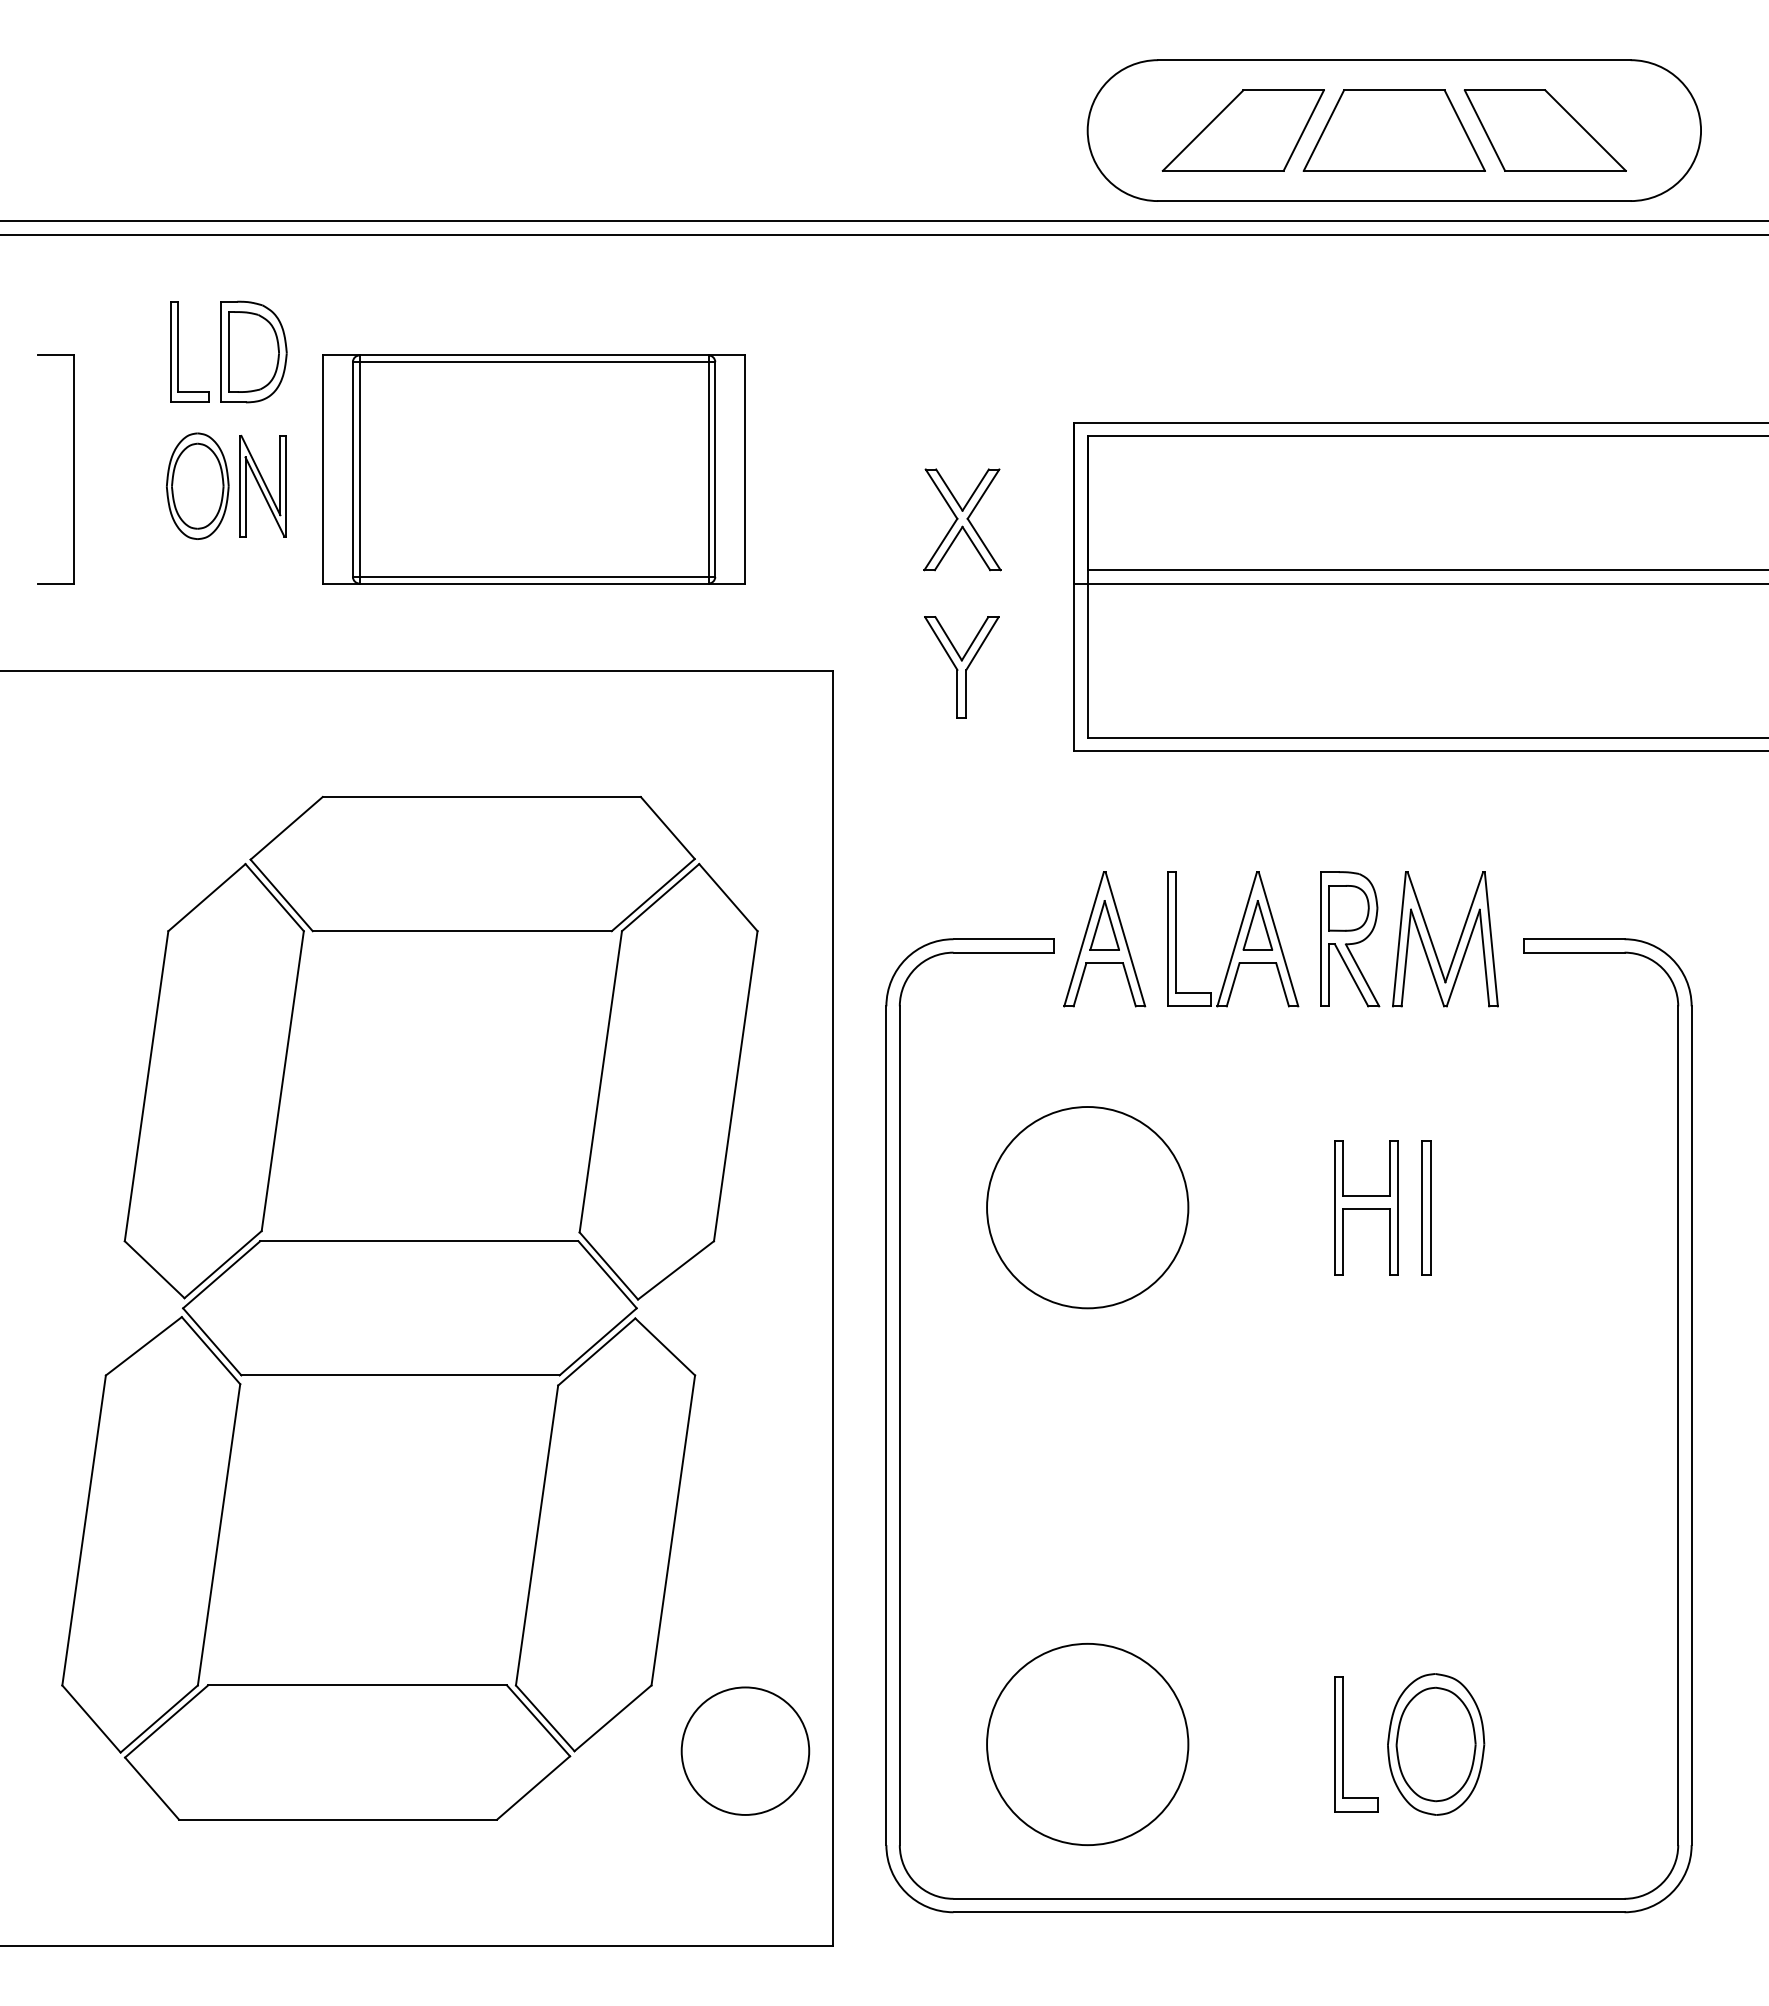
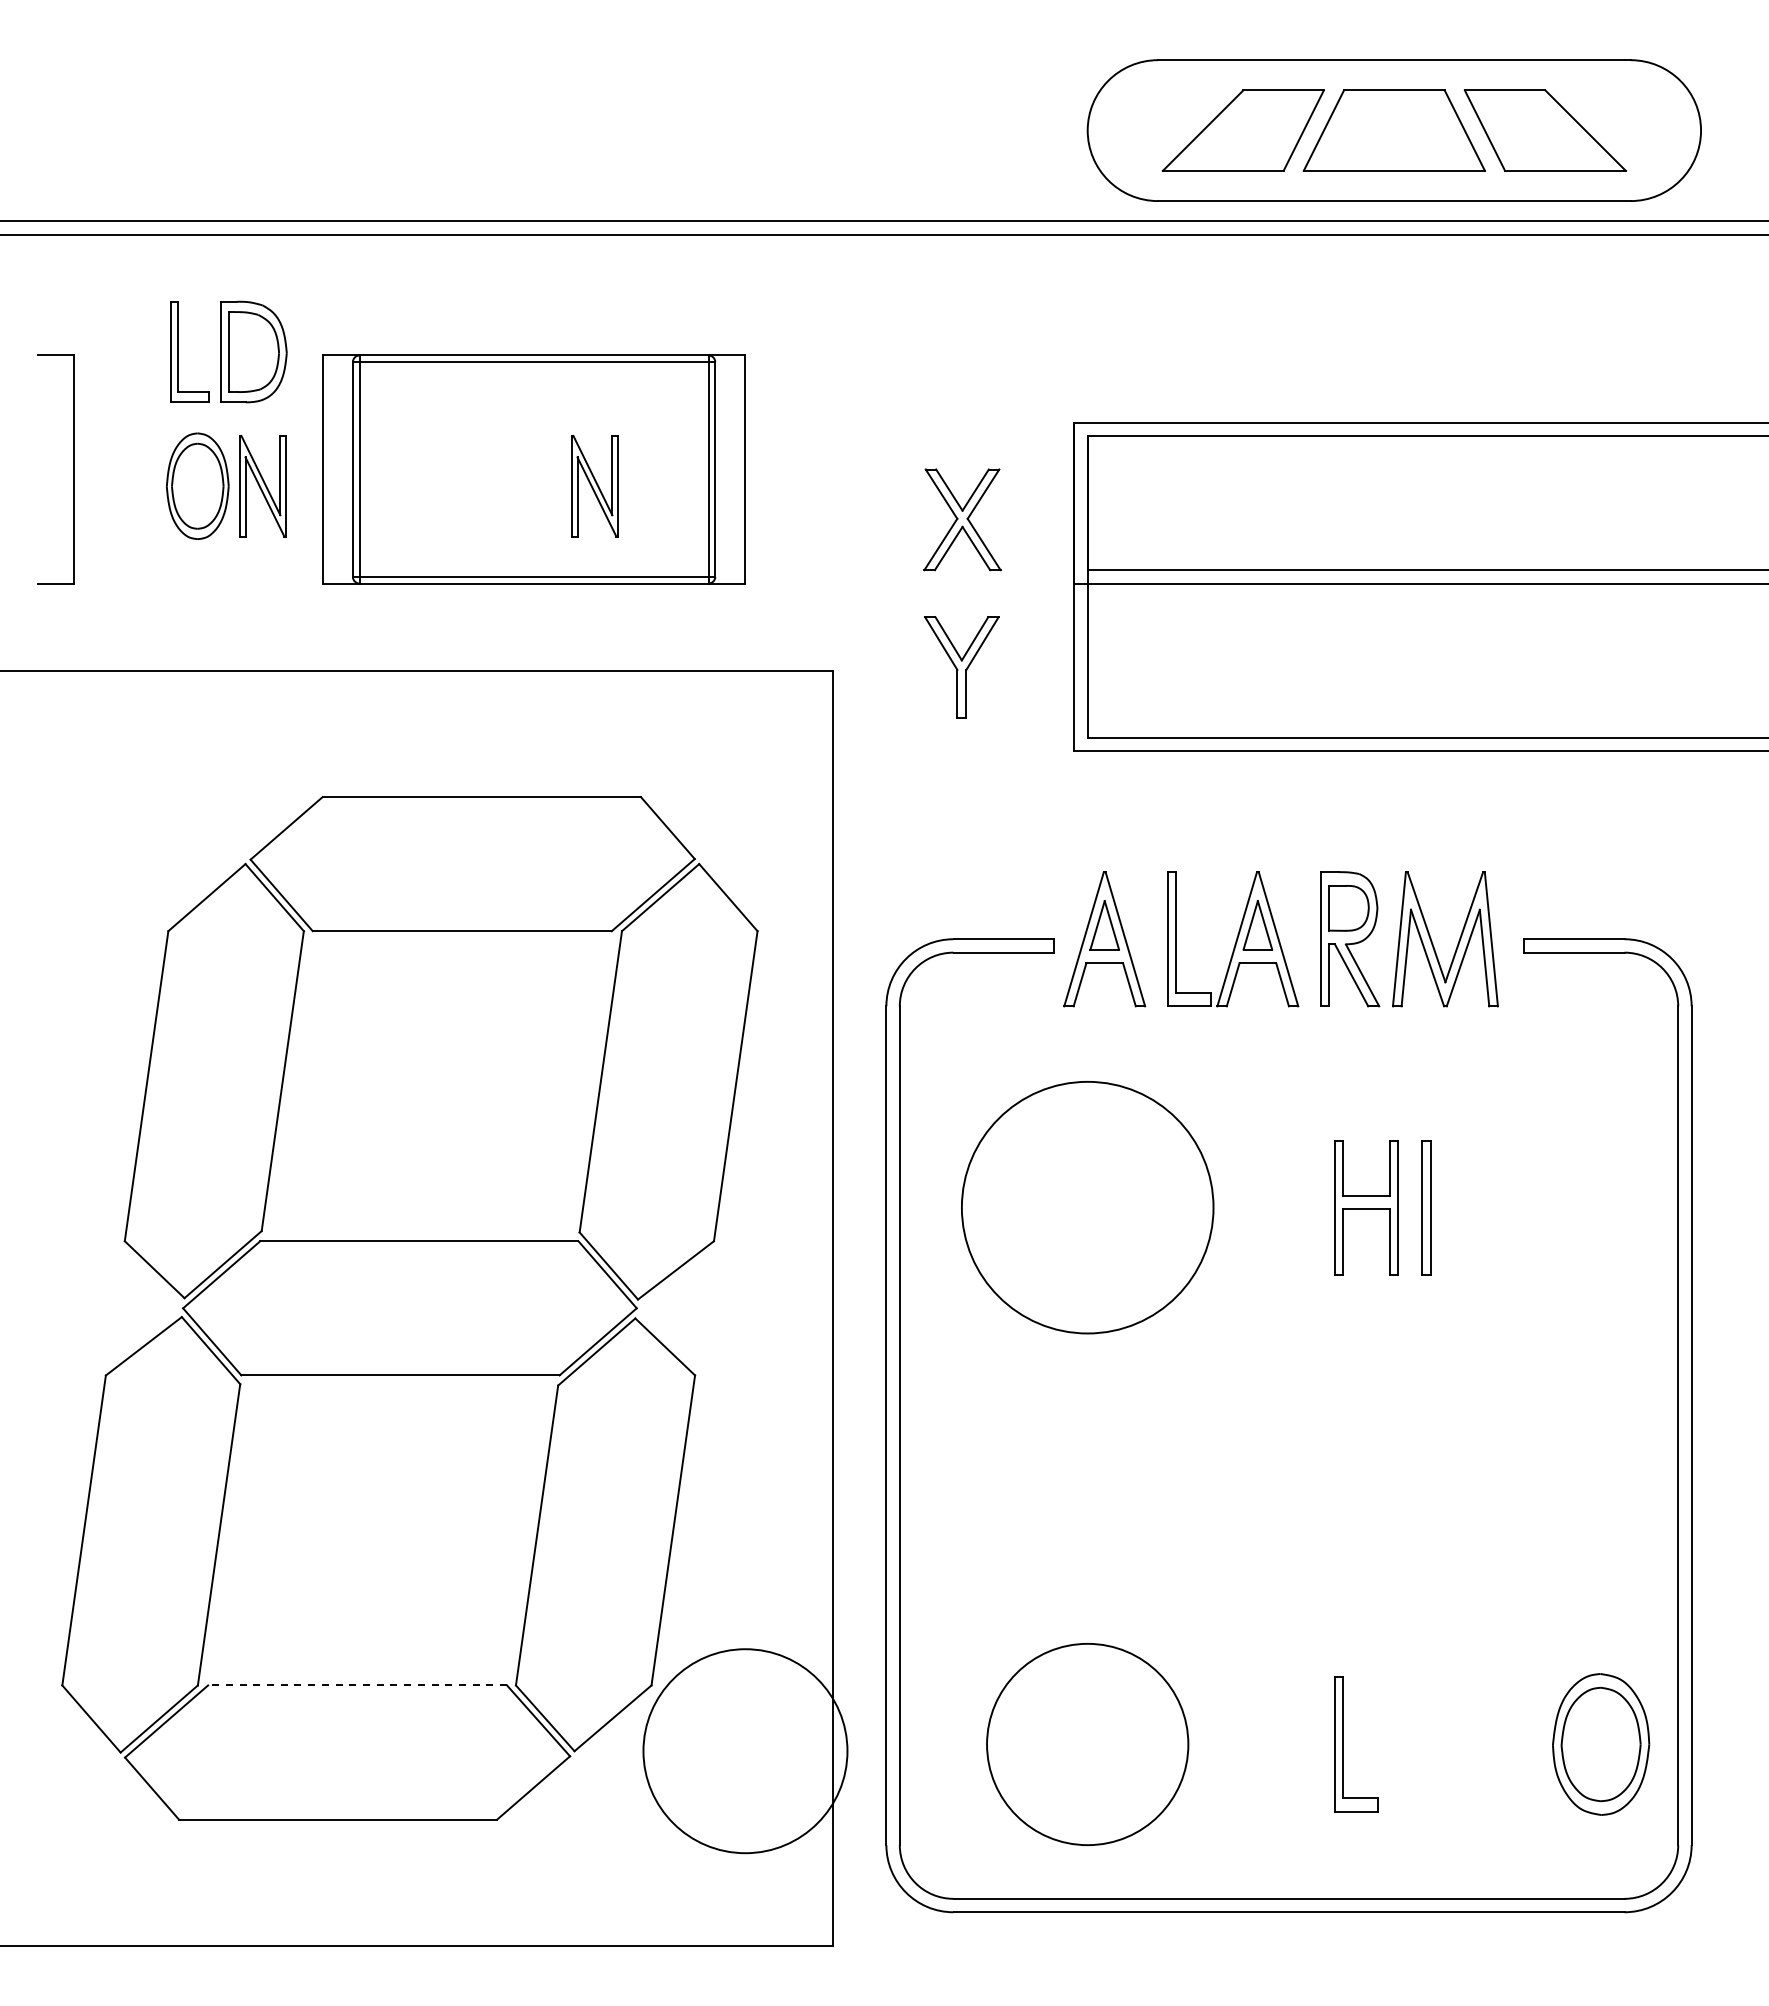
part: none -> present (594, 485)
circle diameter: 201 px -> 252 px (1087, 1207)
line: solid -> dashed (357, 1685)
part position: (1436, 1744) -> (1601, 1744) (1601, 1744)
circle diameter: 127 px -> 204 px (745, 1751)
